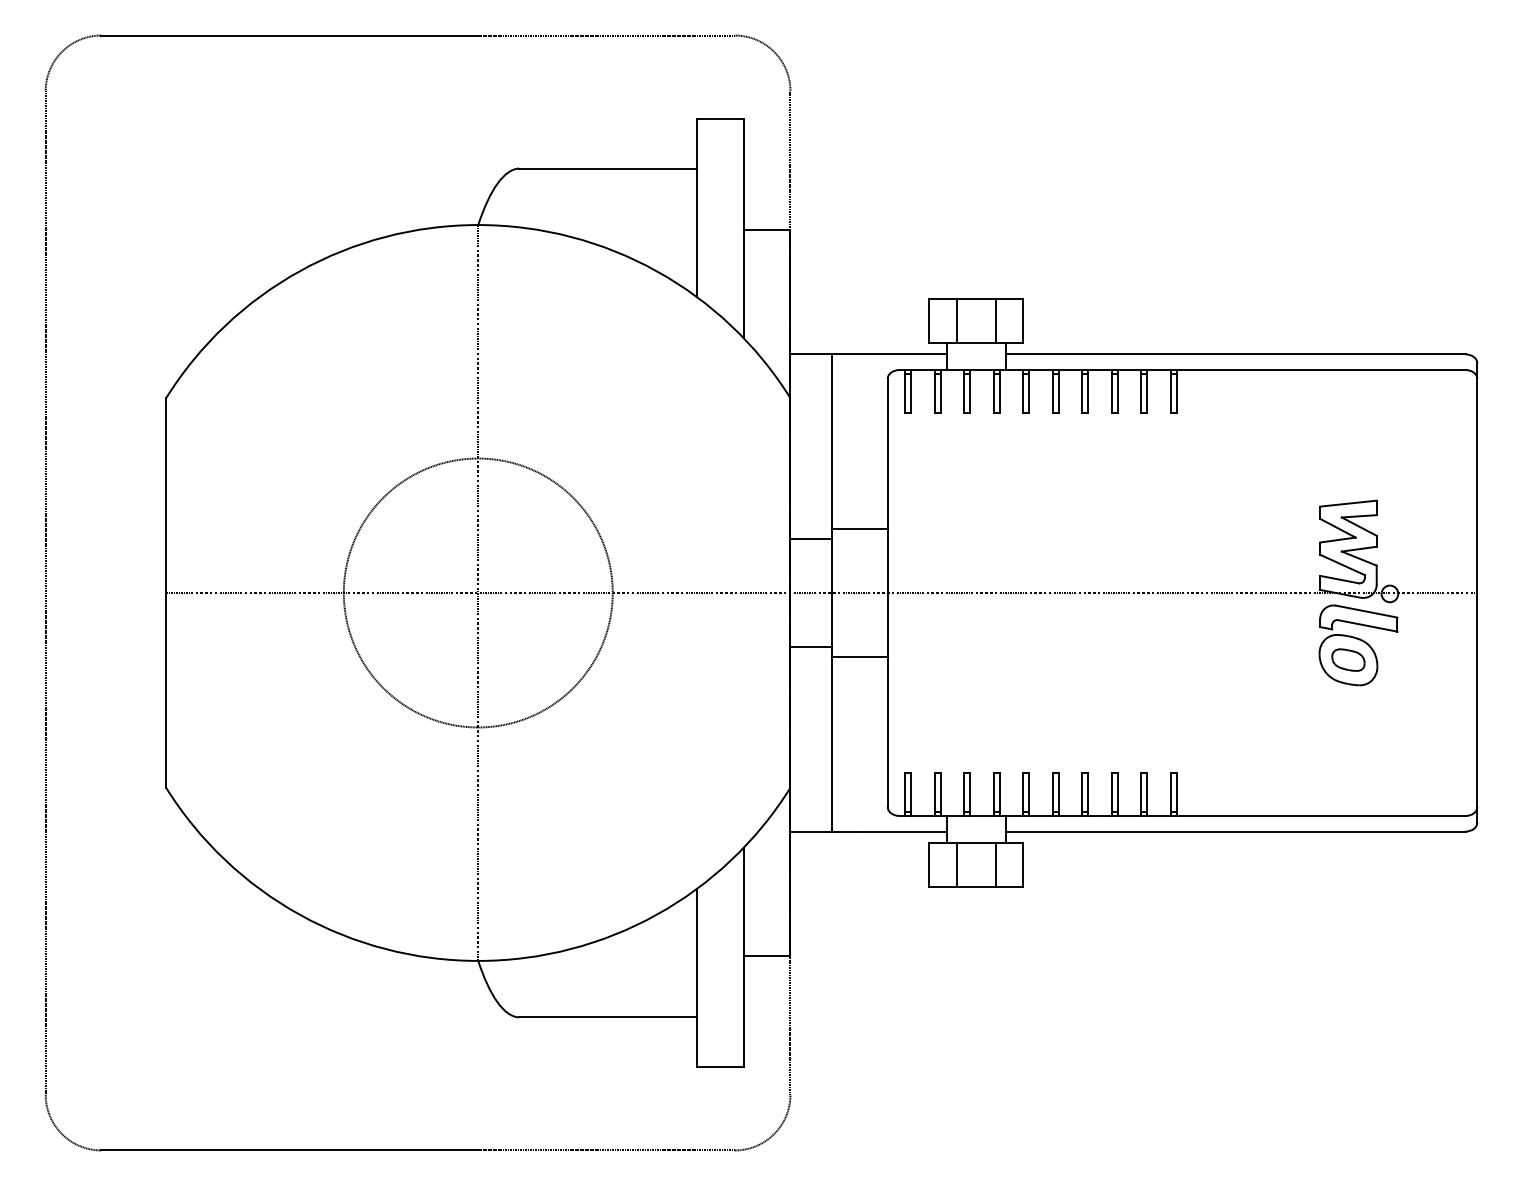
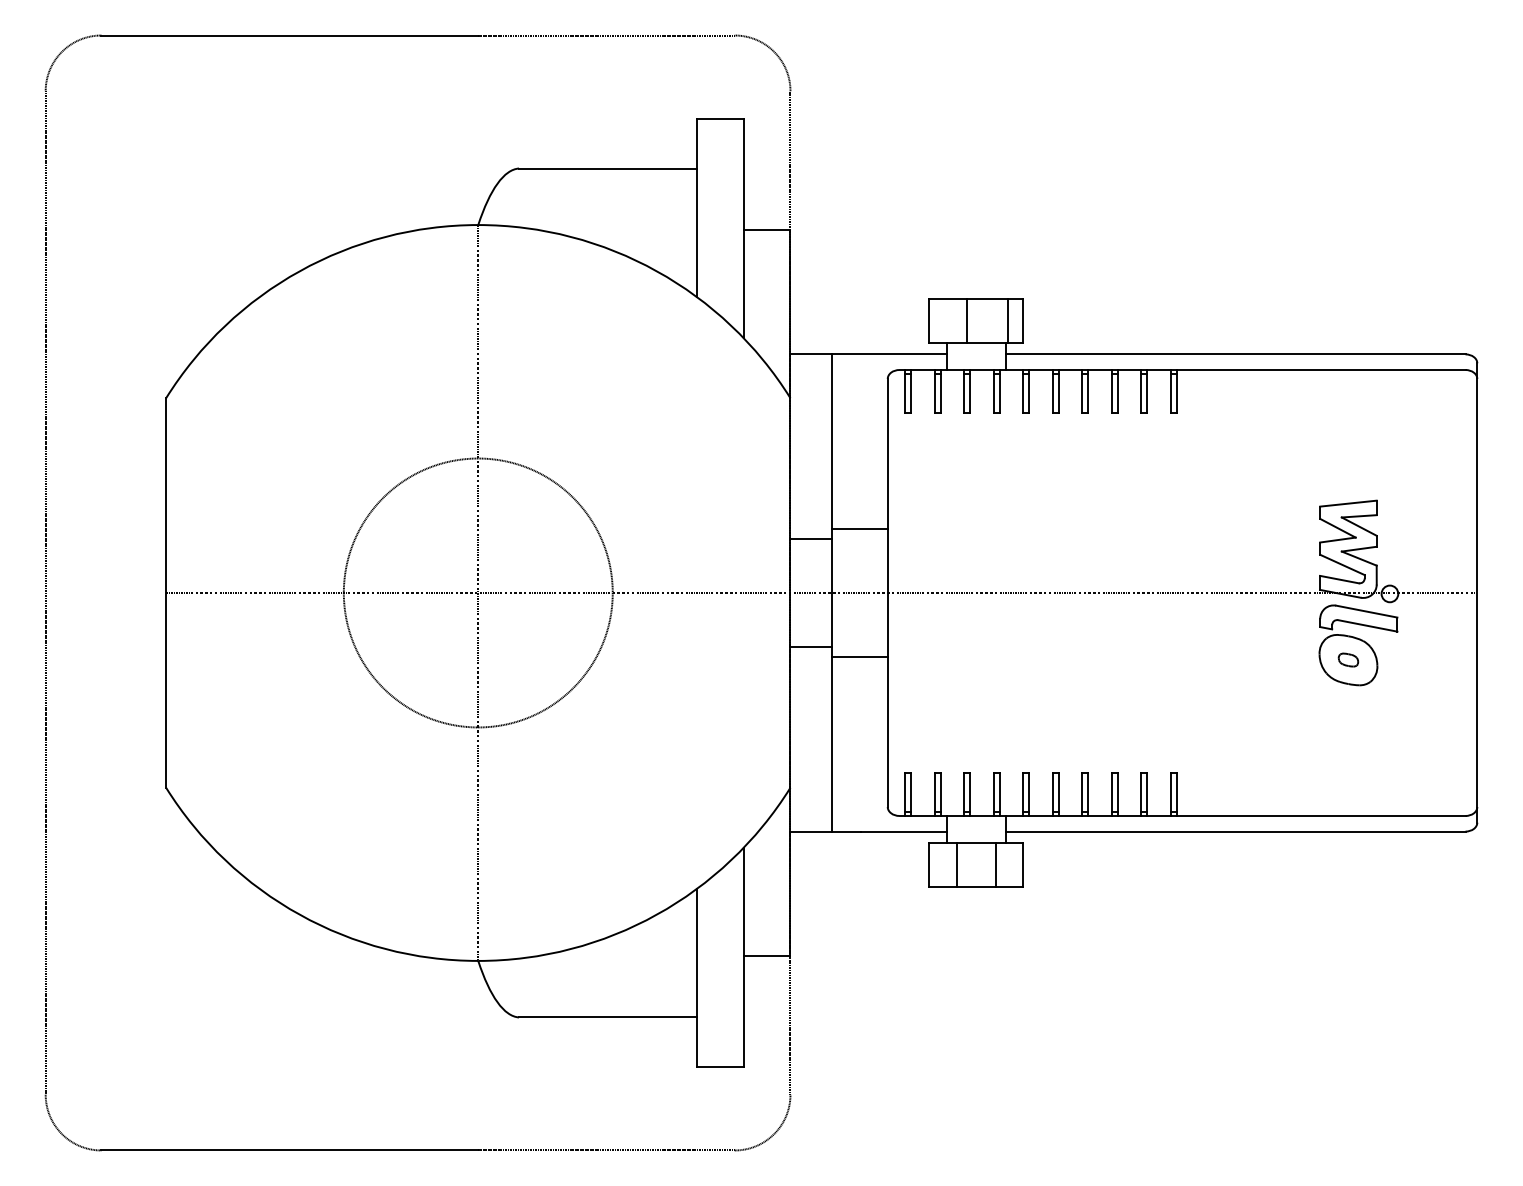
line position: (956, 320) -> (966, 320) (966, 320)
line position: (995, 320) -> (1007, 320) (1007, 320)
part size: 35x24 px -> 23x16 px (1348, 659)
